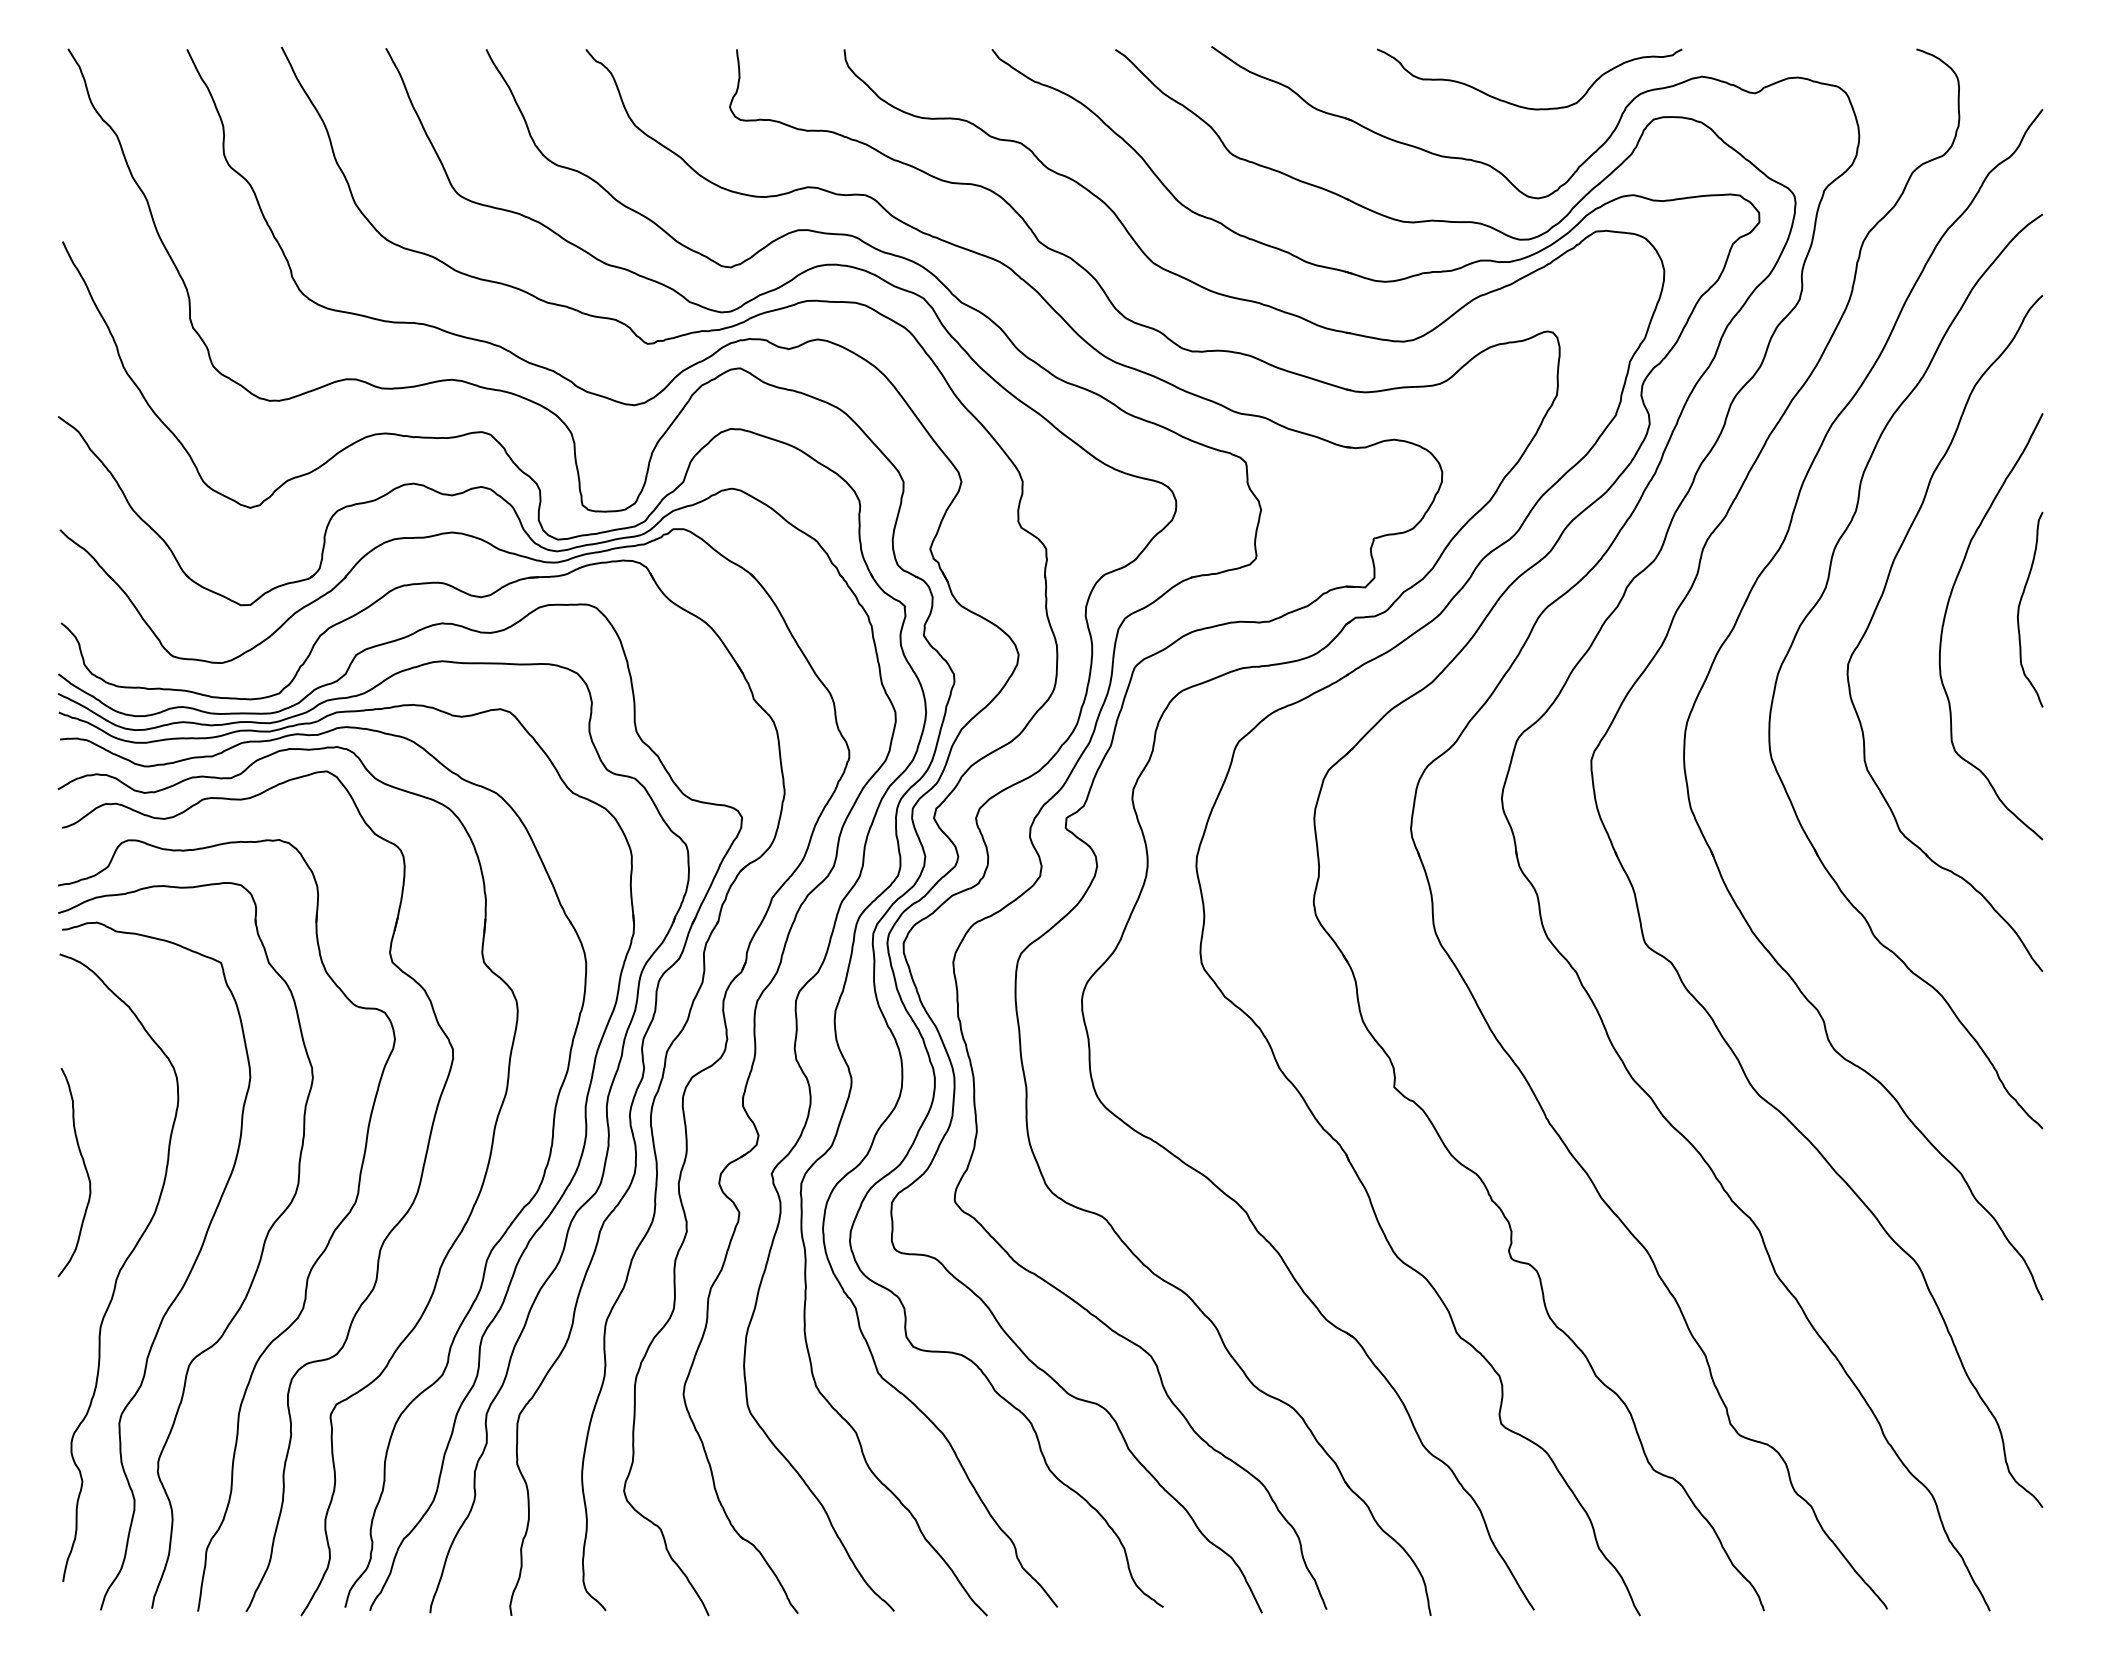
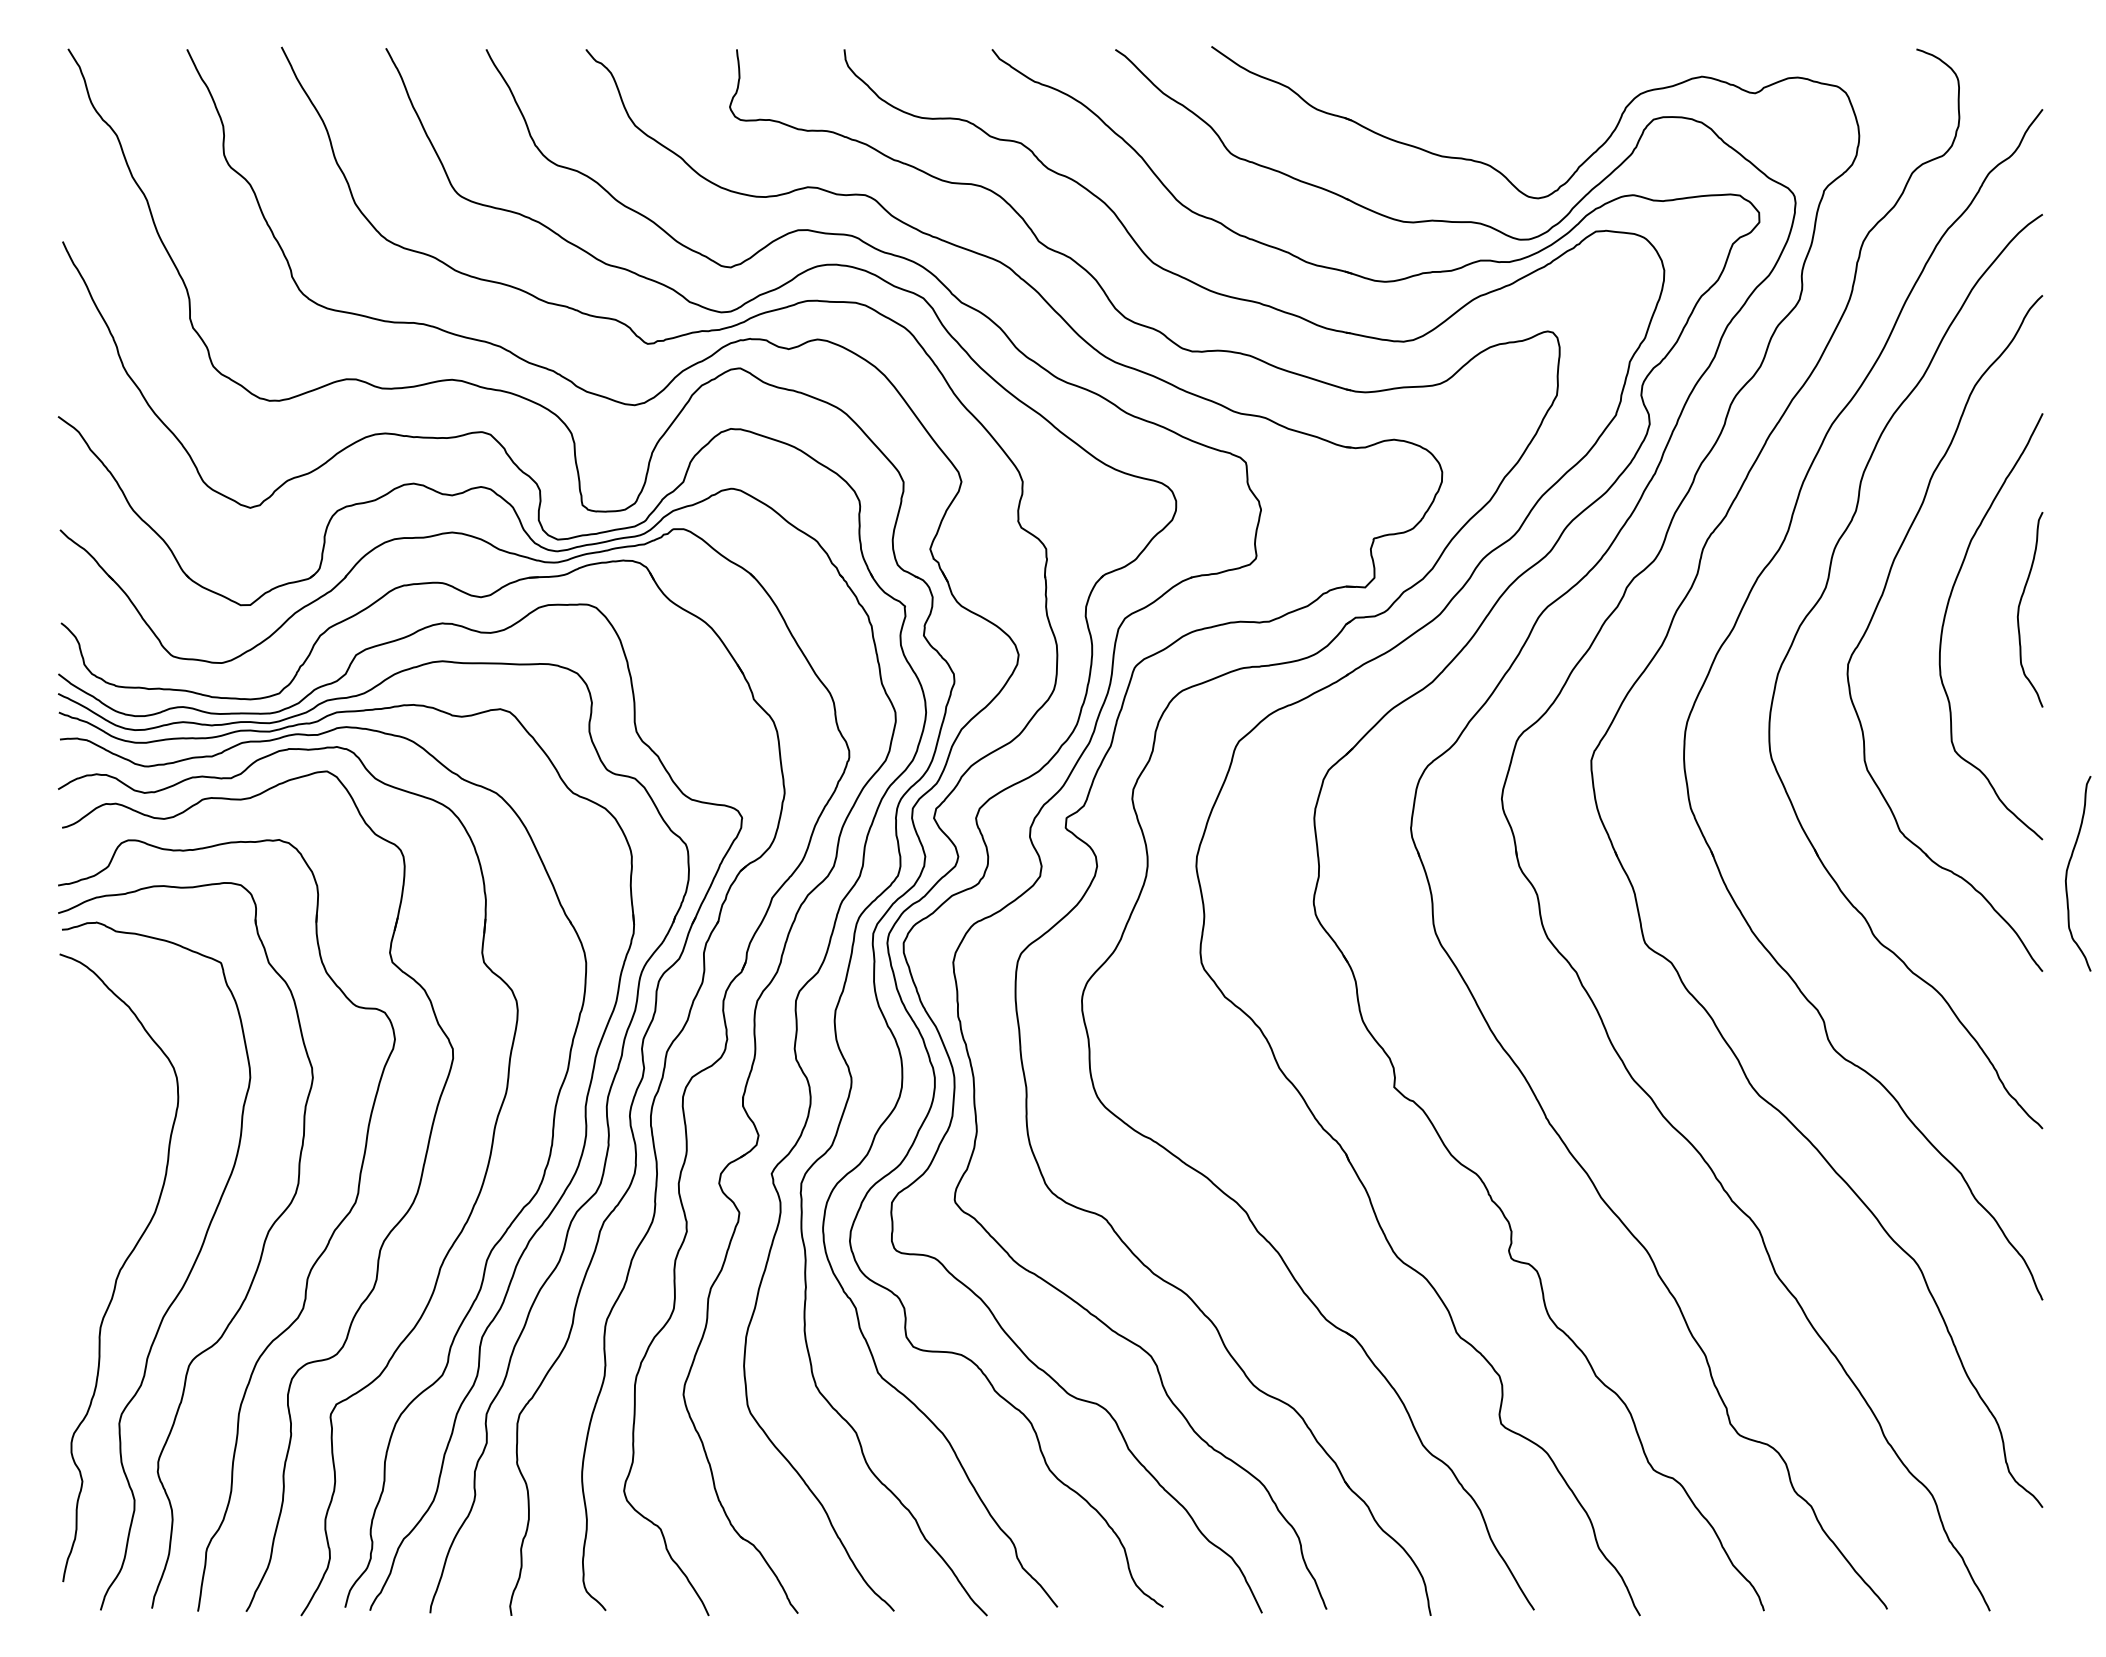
curve: present -> none (1524, 106)
curve: none -> present (2068, 869)
curve: present -> none (84, 1168)
